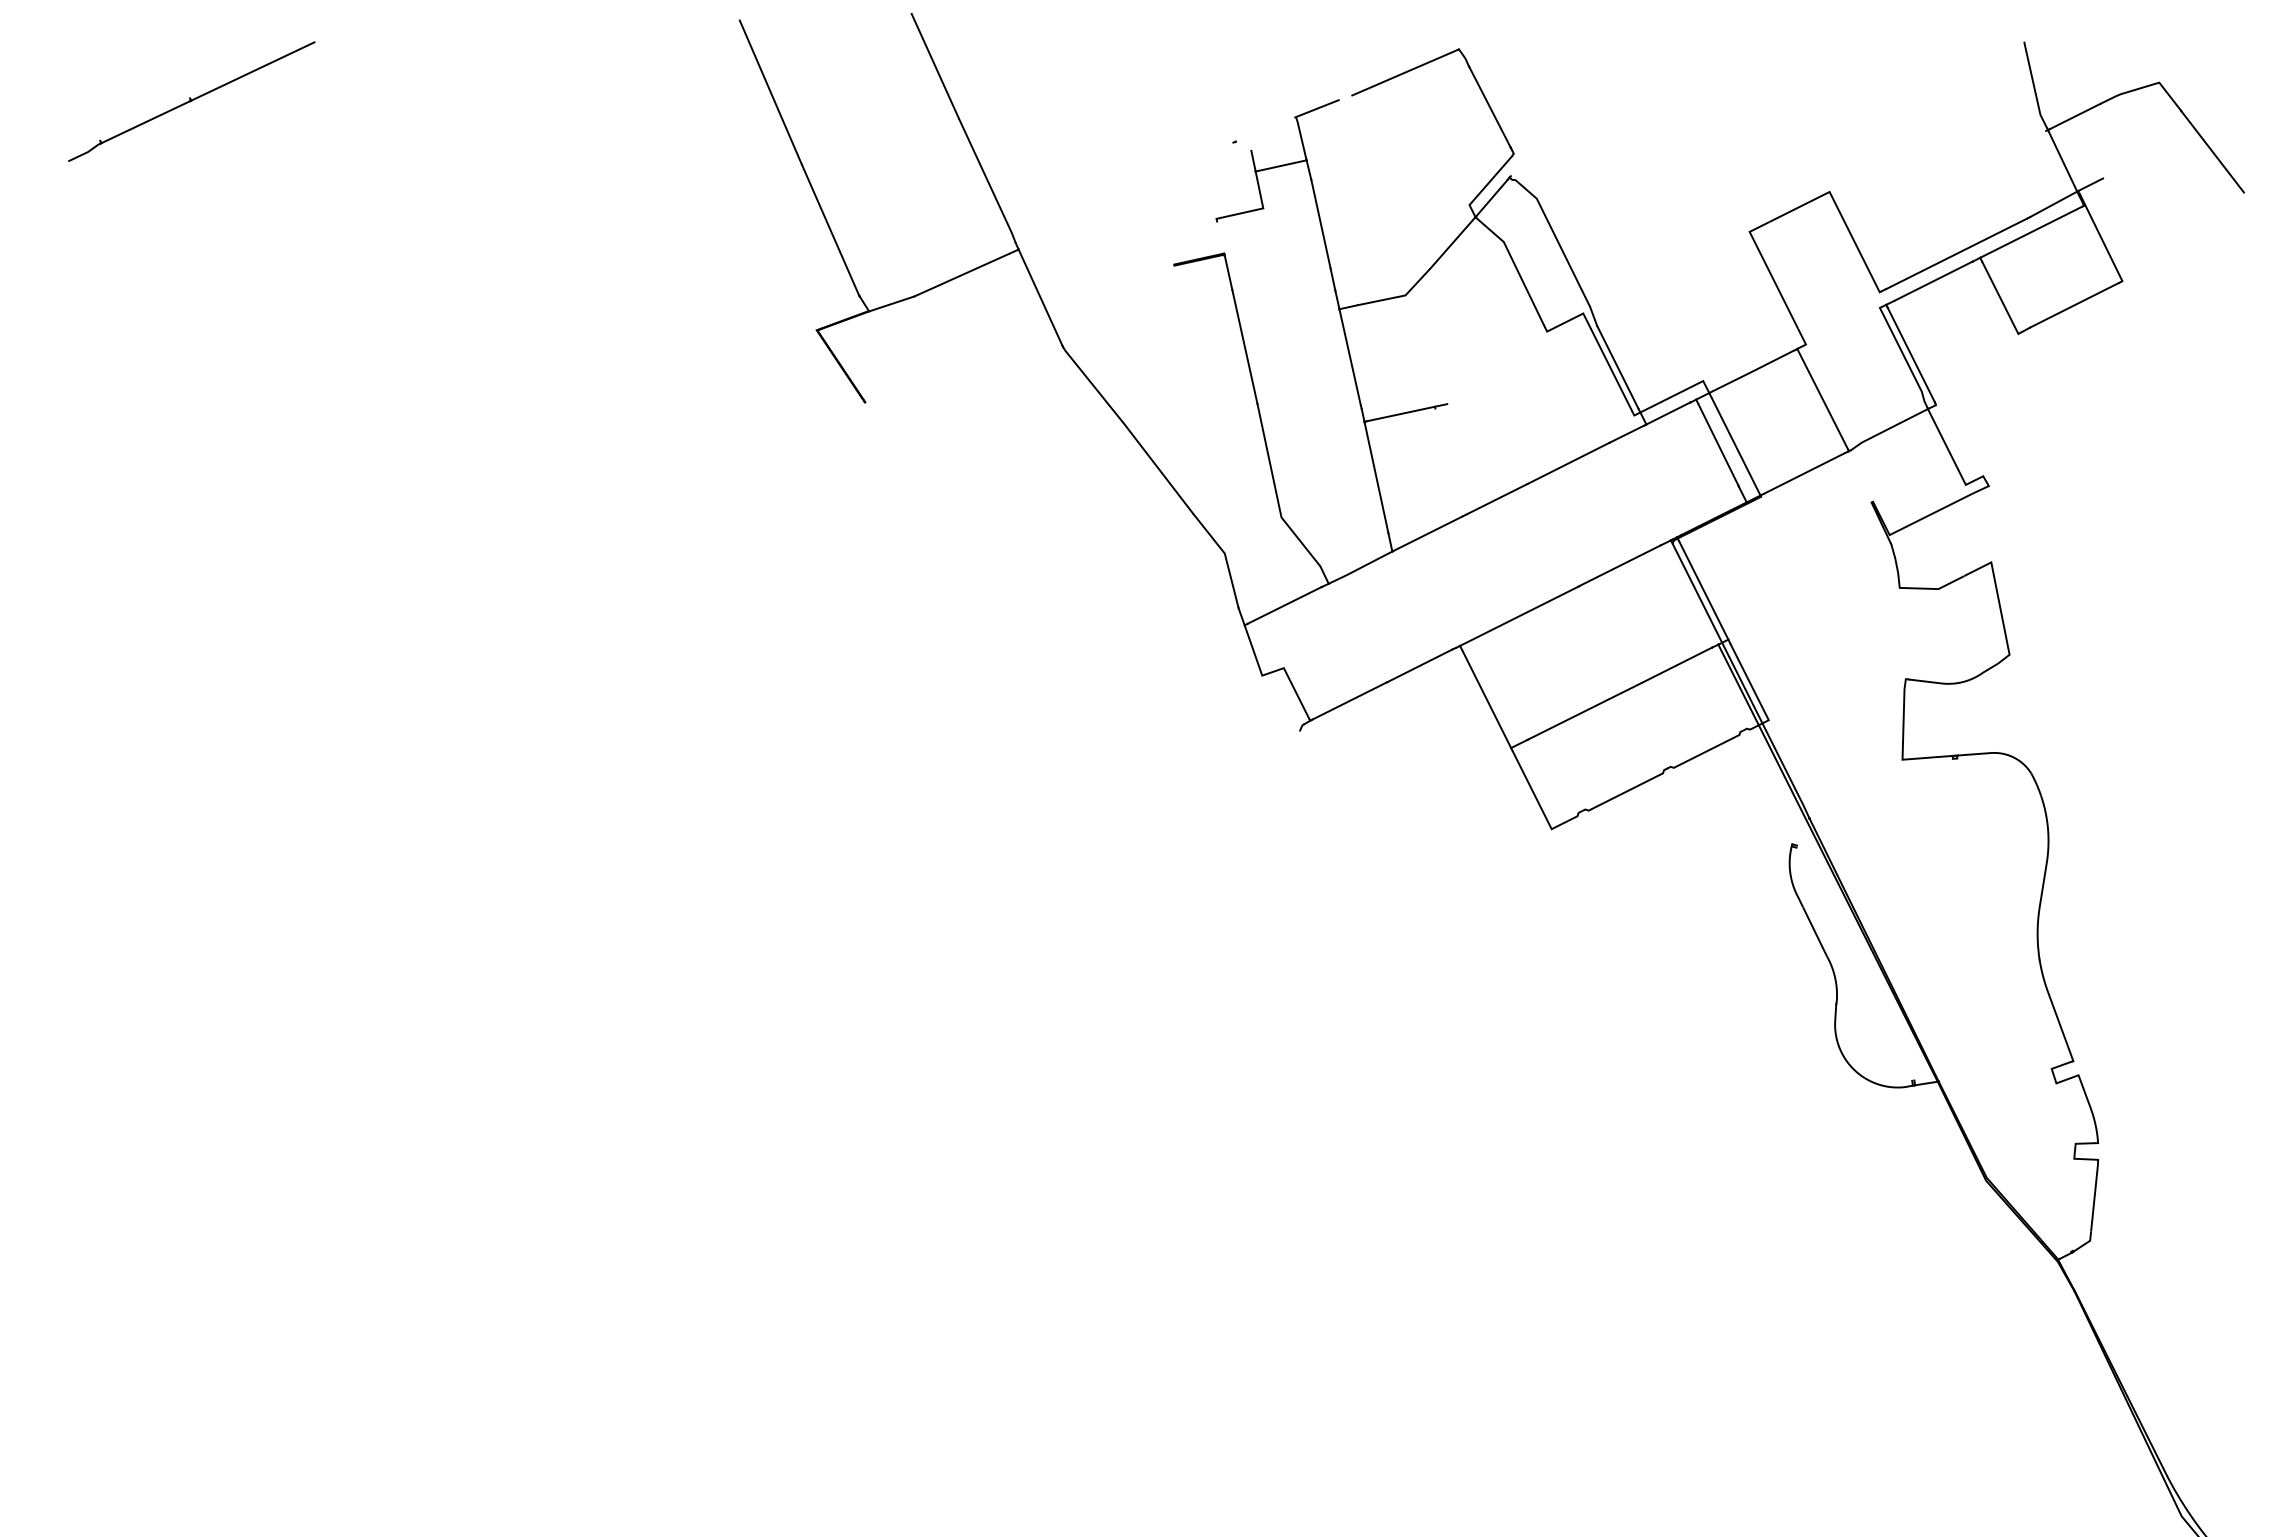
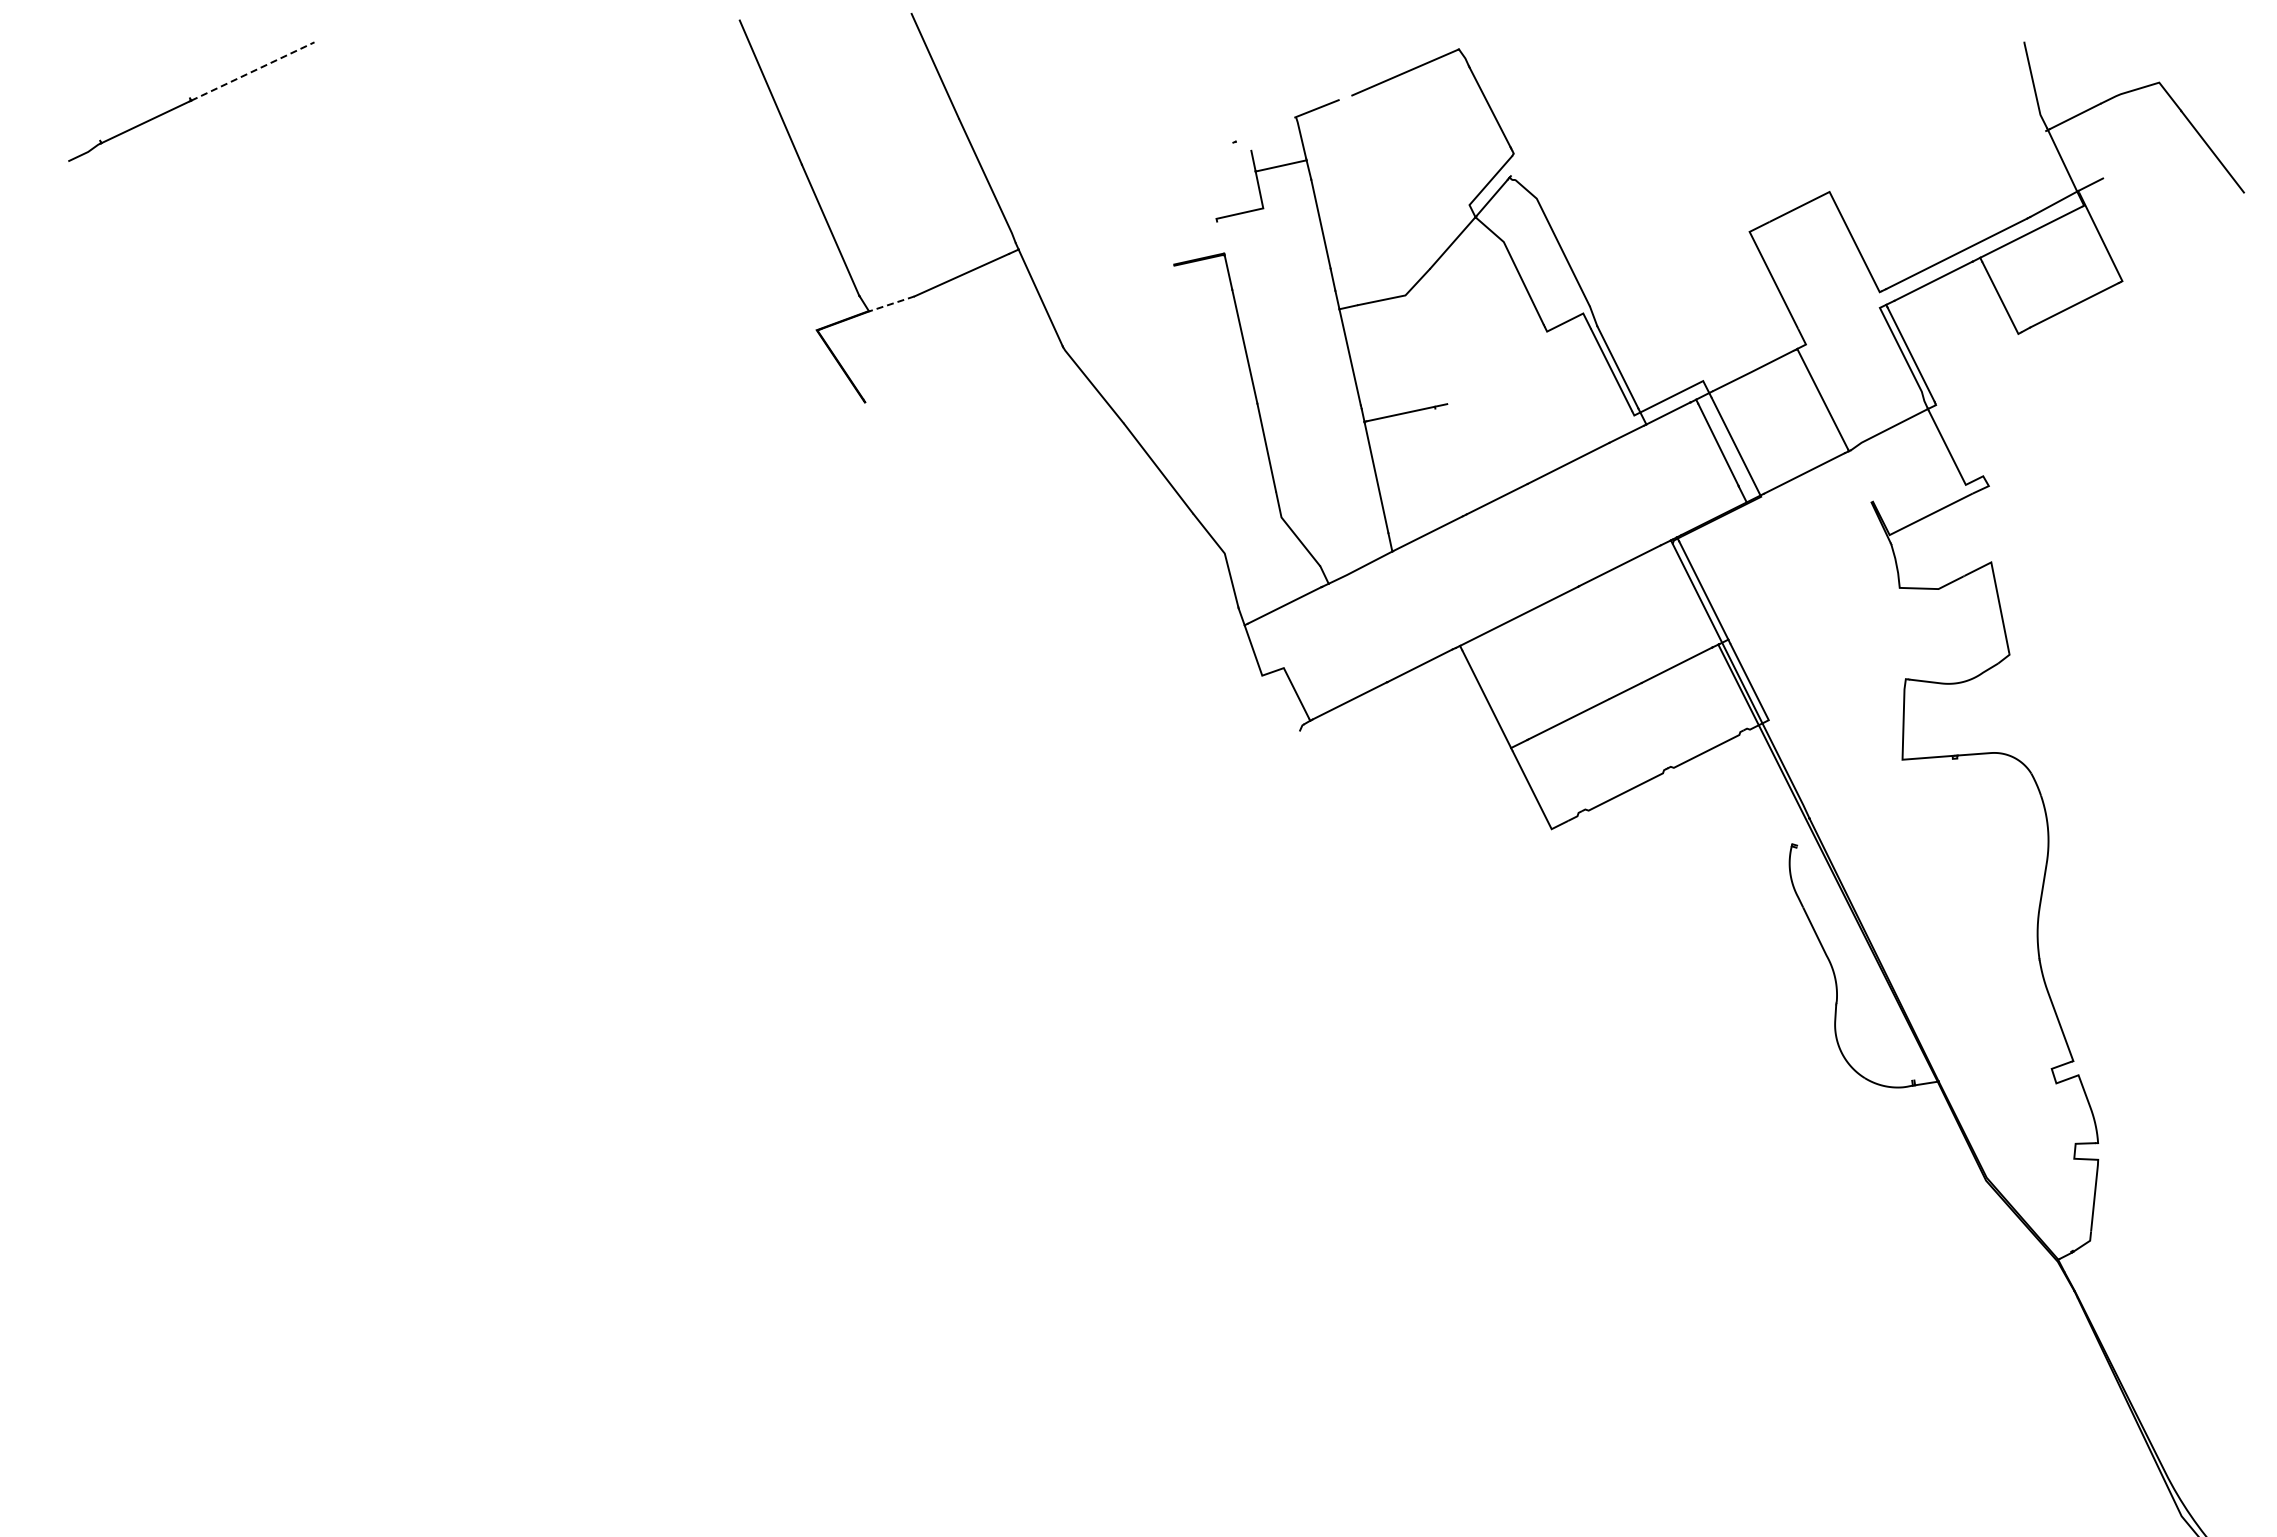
line: solid -> dashed (253, 71)
line: solid -> dashed (891, 303)
